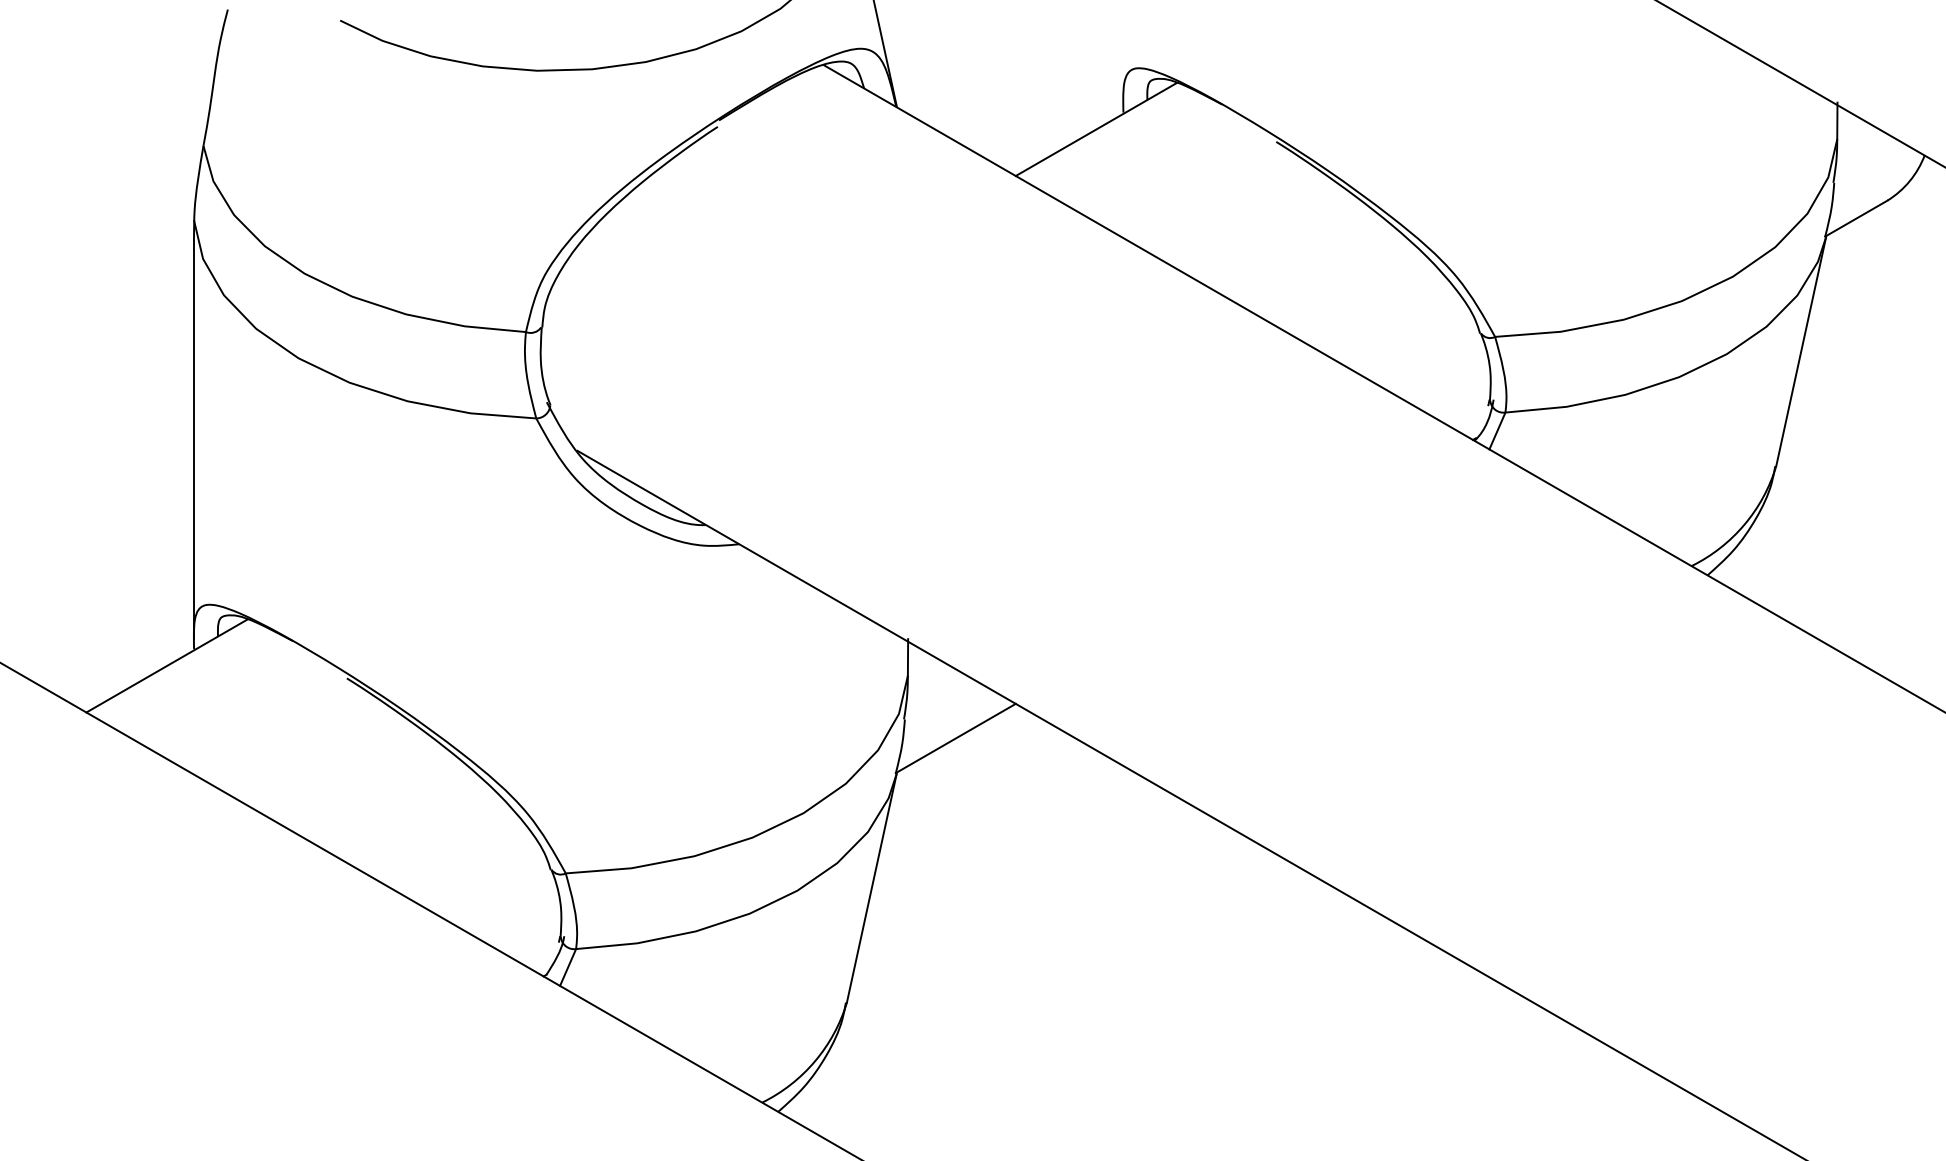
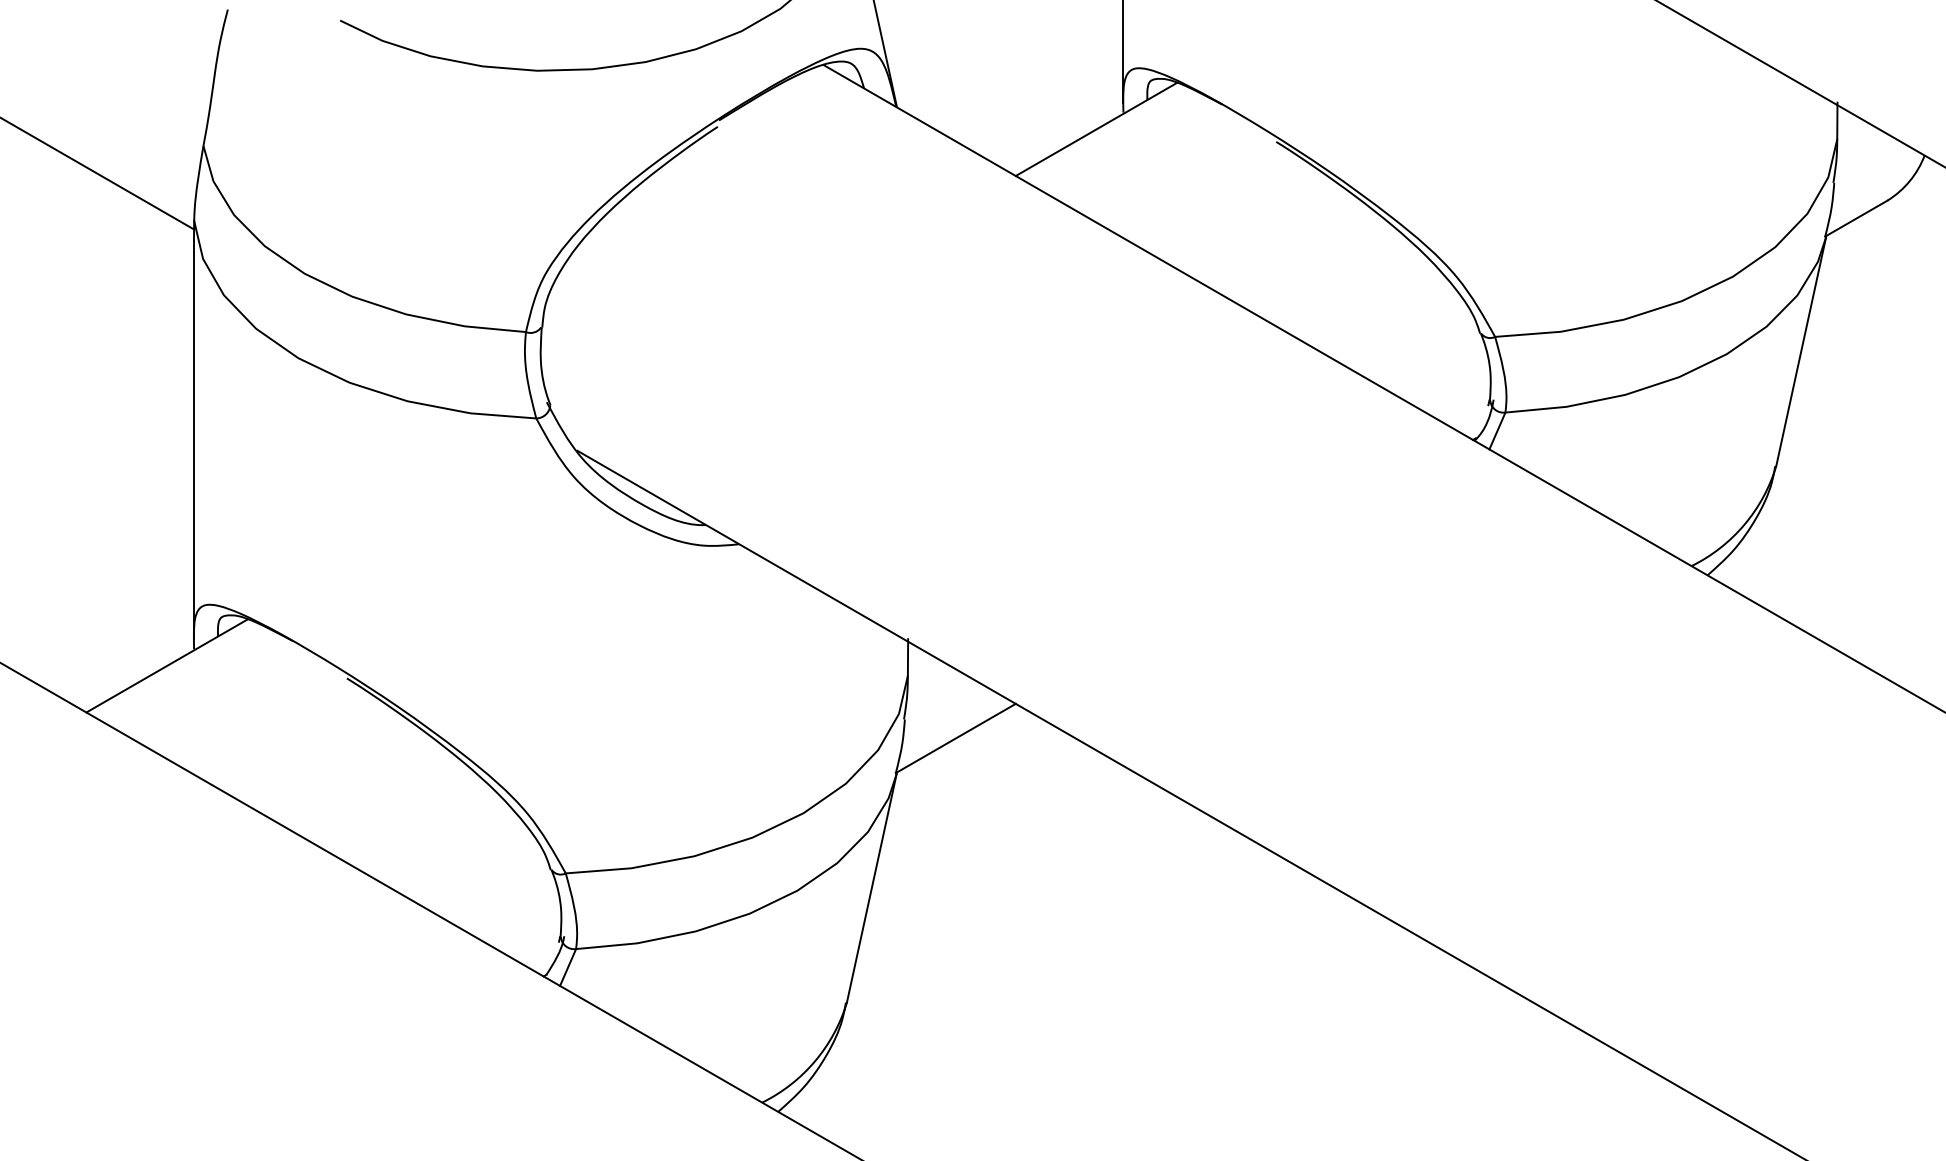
line: none -> present (1123, 52)
line: none -> present (98, 173)
